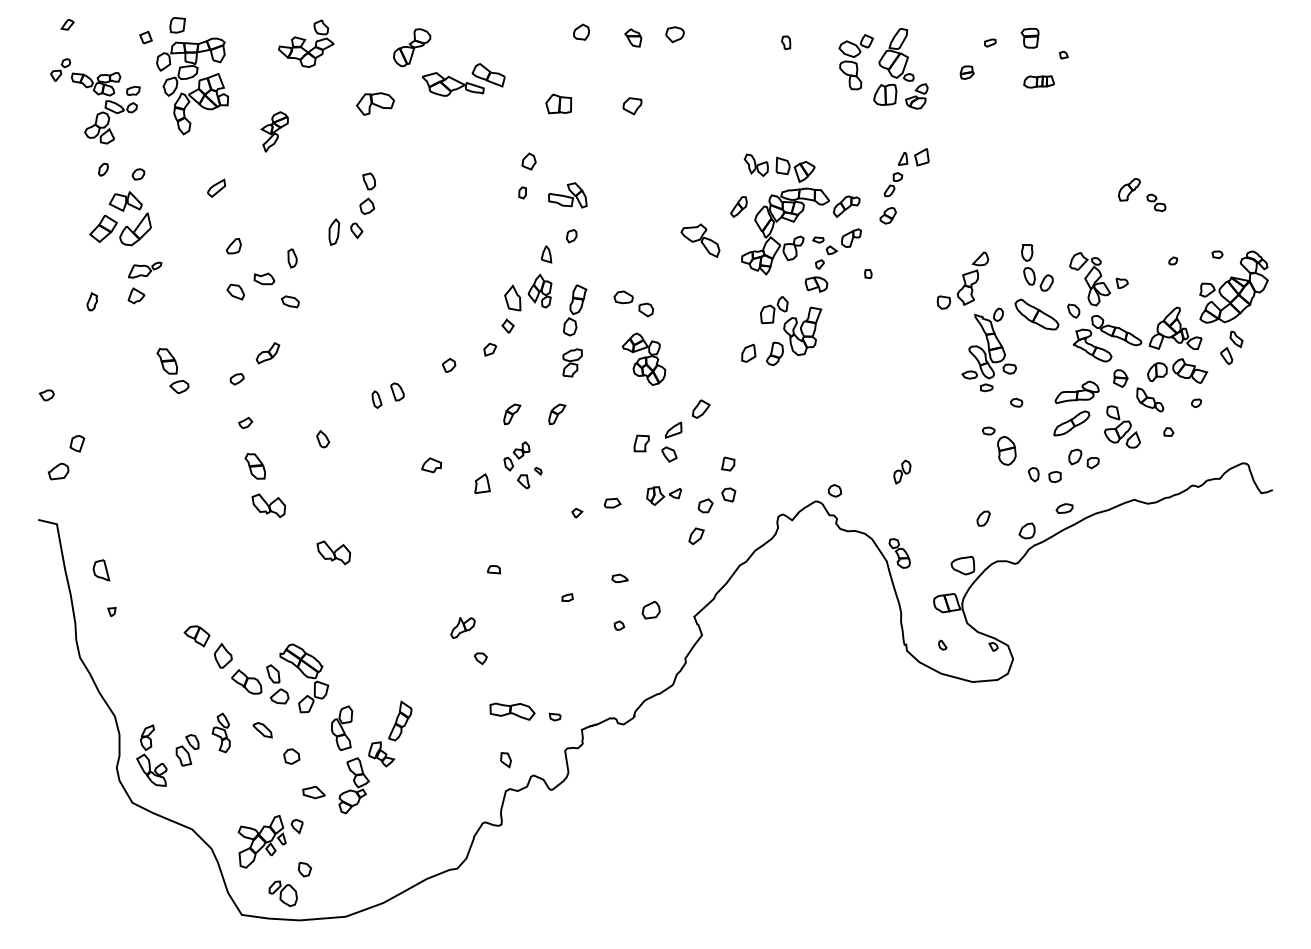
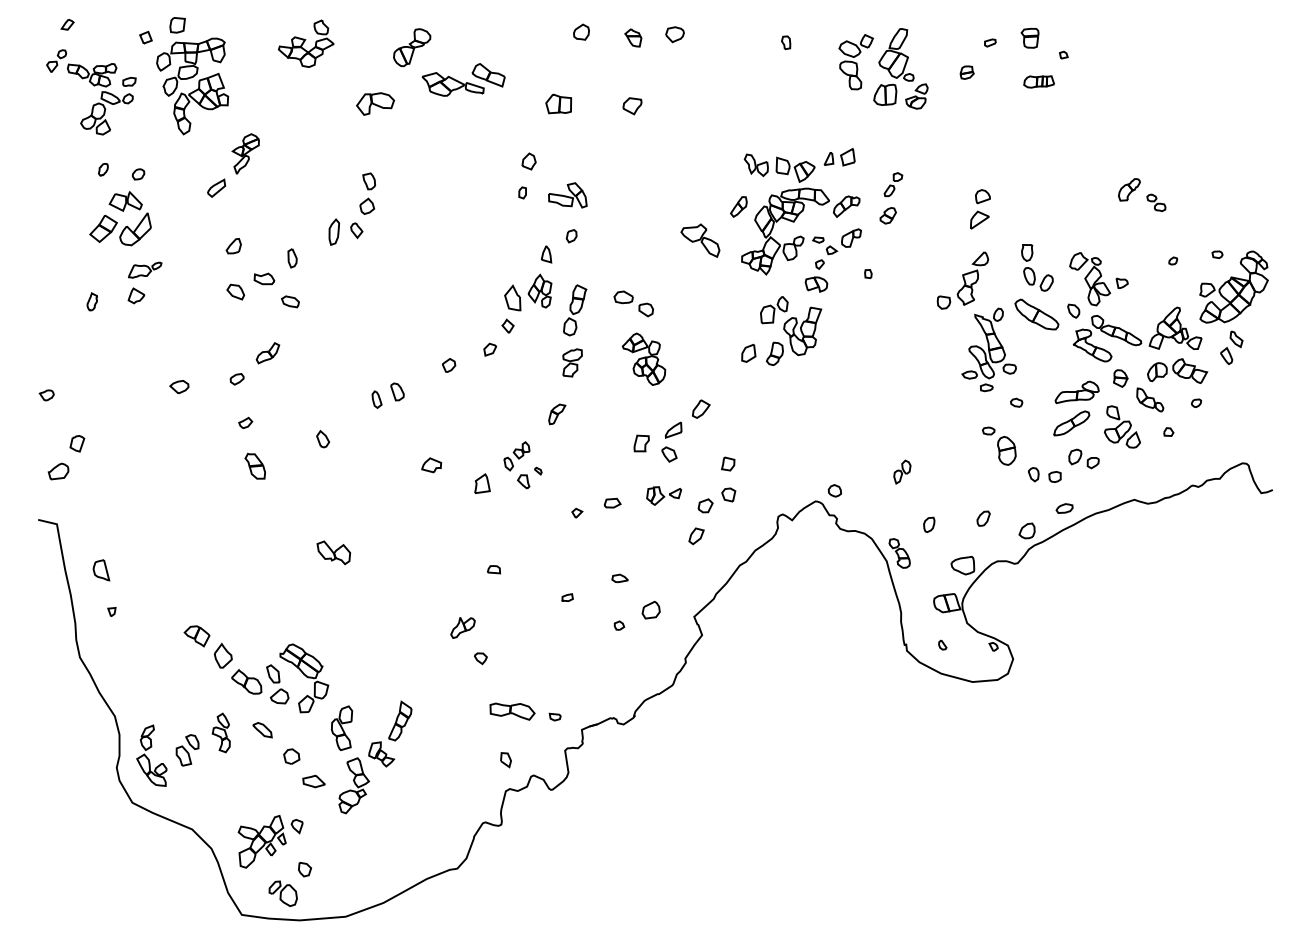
part position: (98, 95) -> (94, 86) (94, 86)
part position: (274, 131) -> (245, 153) (245, 153)
part position: (913, 157) -> (839, 157) (839, 157)
part: none -> present (980, 209)
part: present -> none (166, 360)
part: present -> none (512, 414)
part: present -> none (268, 505)
part: none -> present (929, 524)
part position: (313, 792) -> (313, 781) (313, 781)
